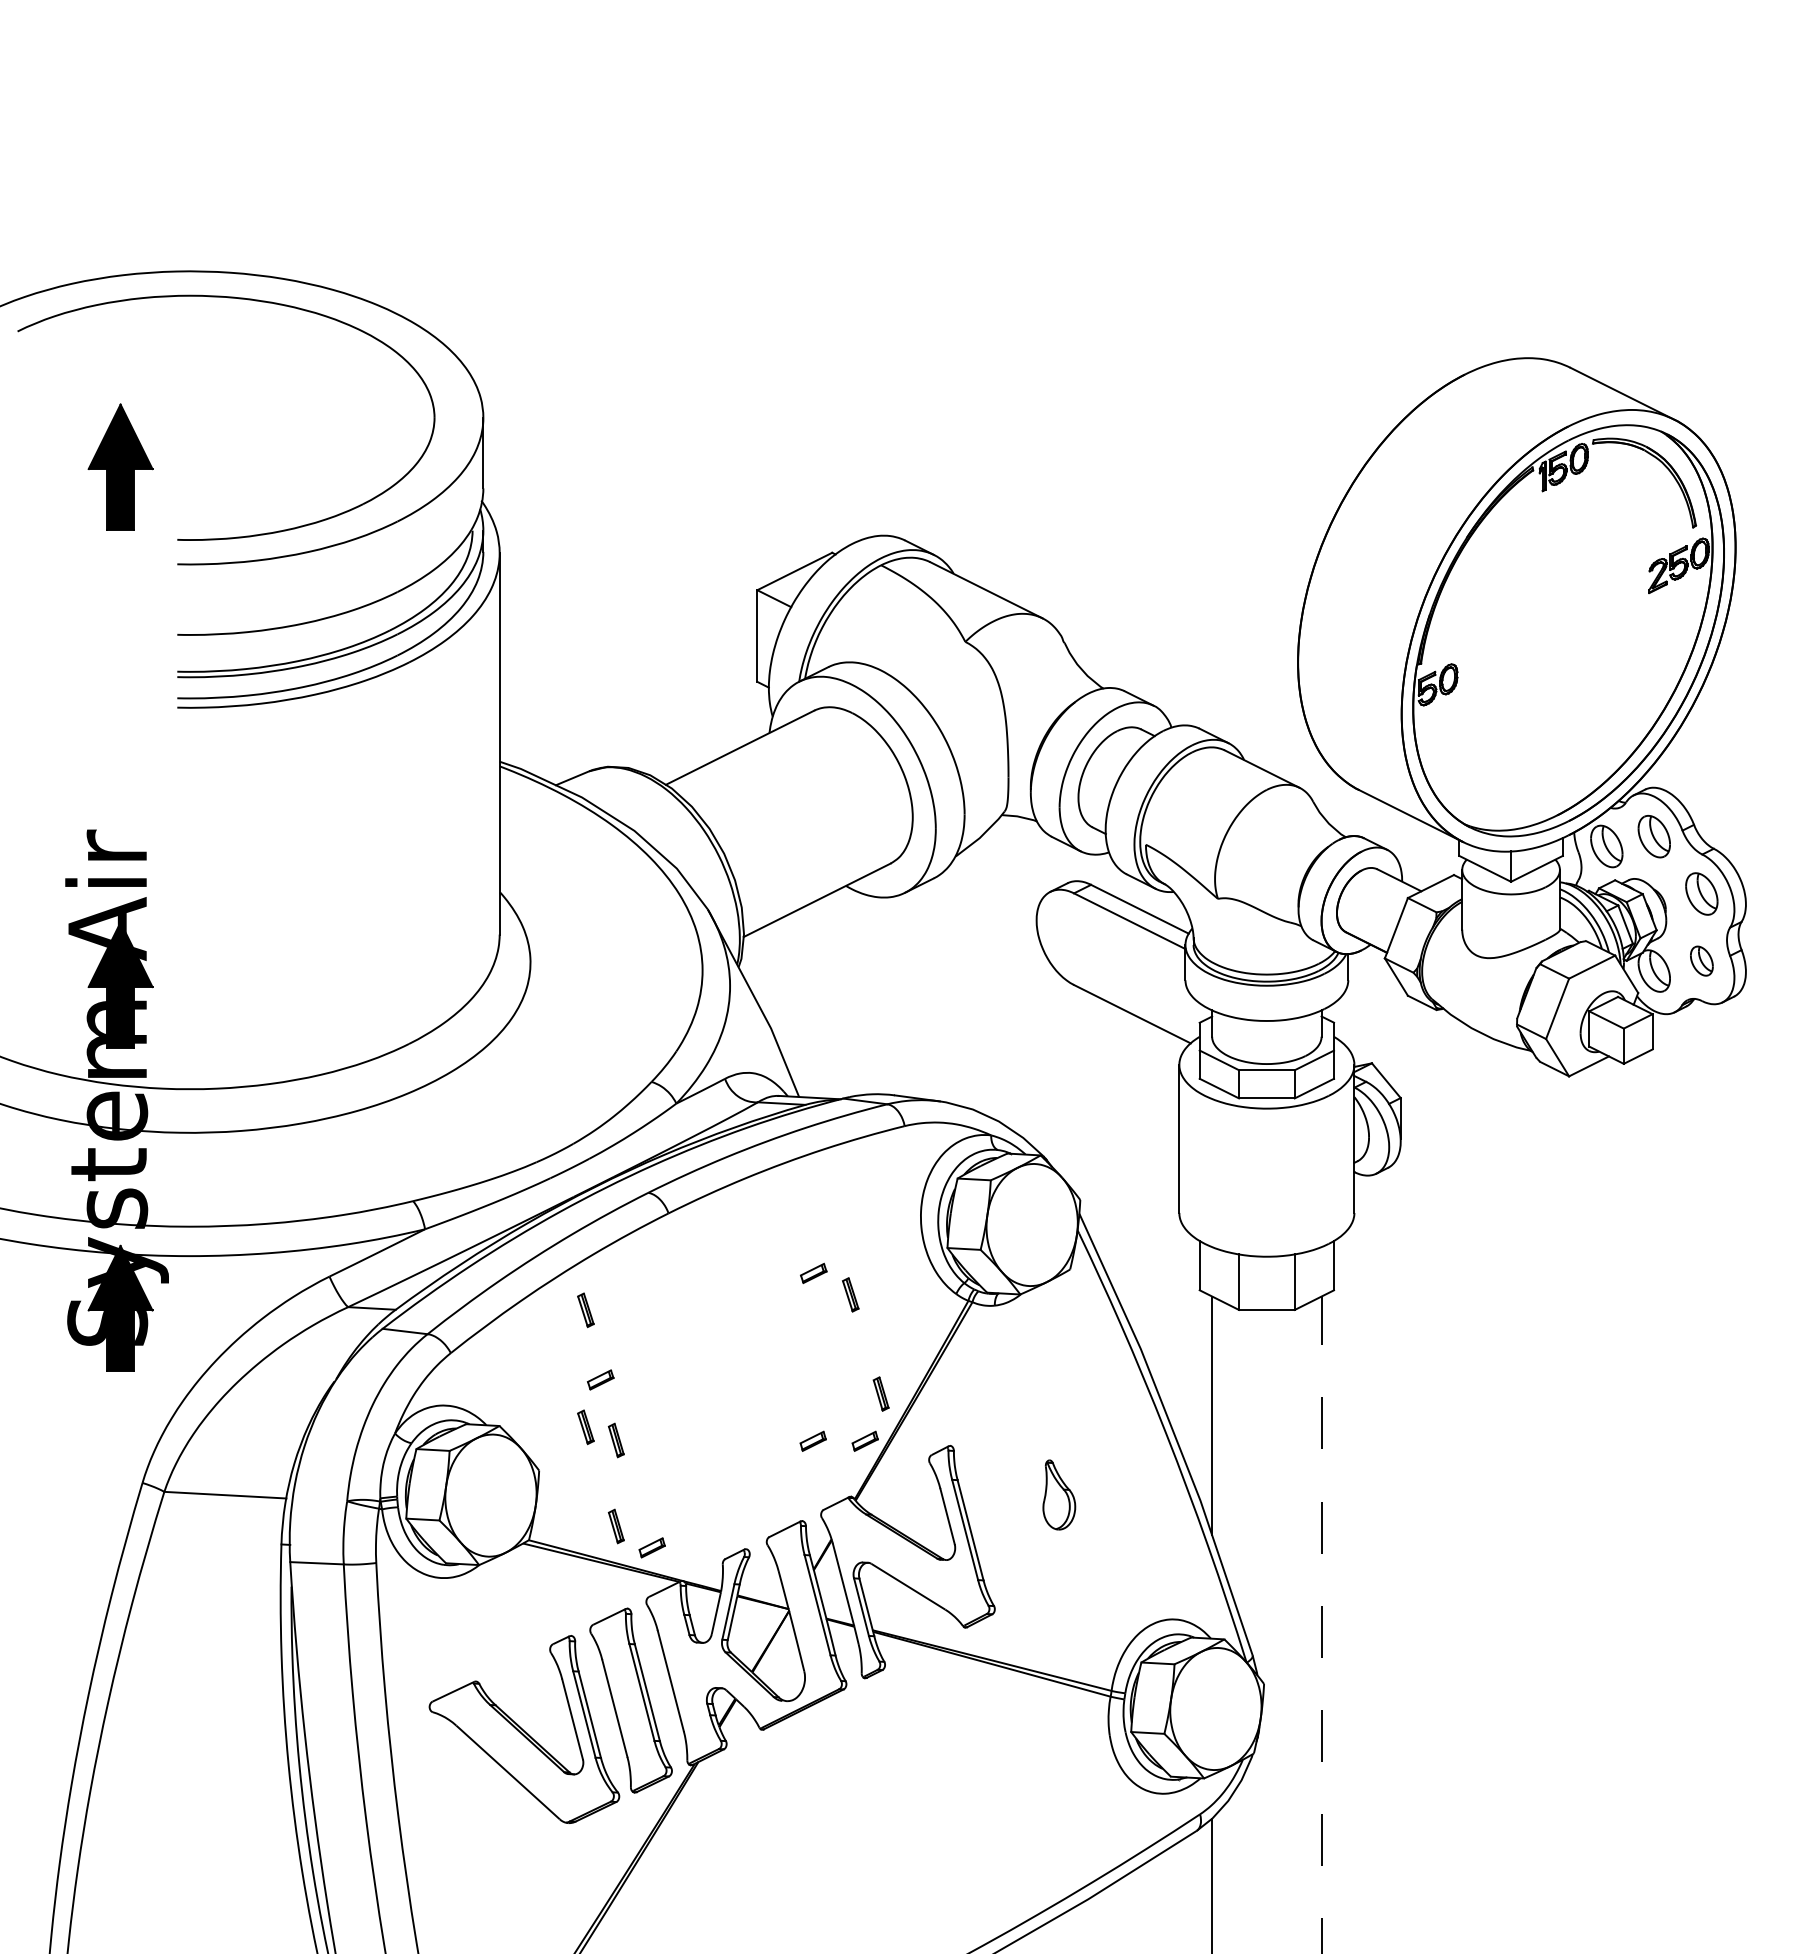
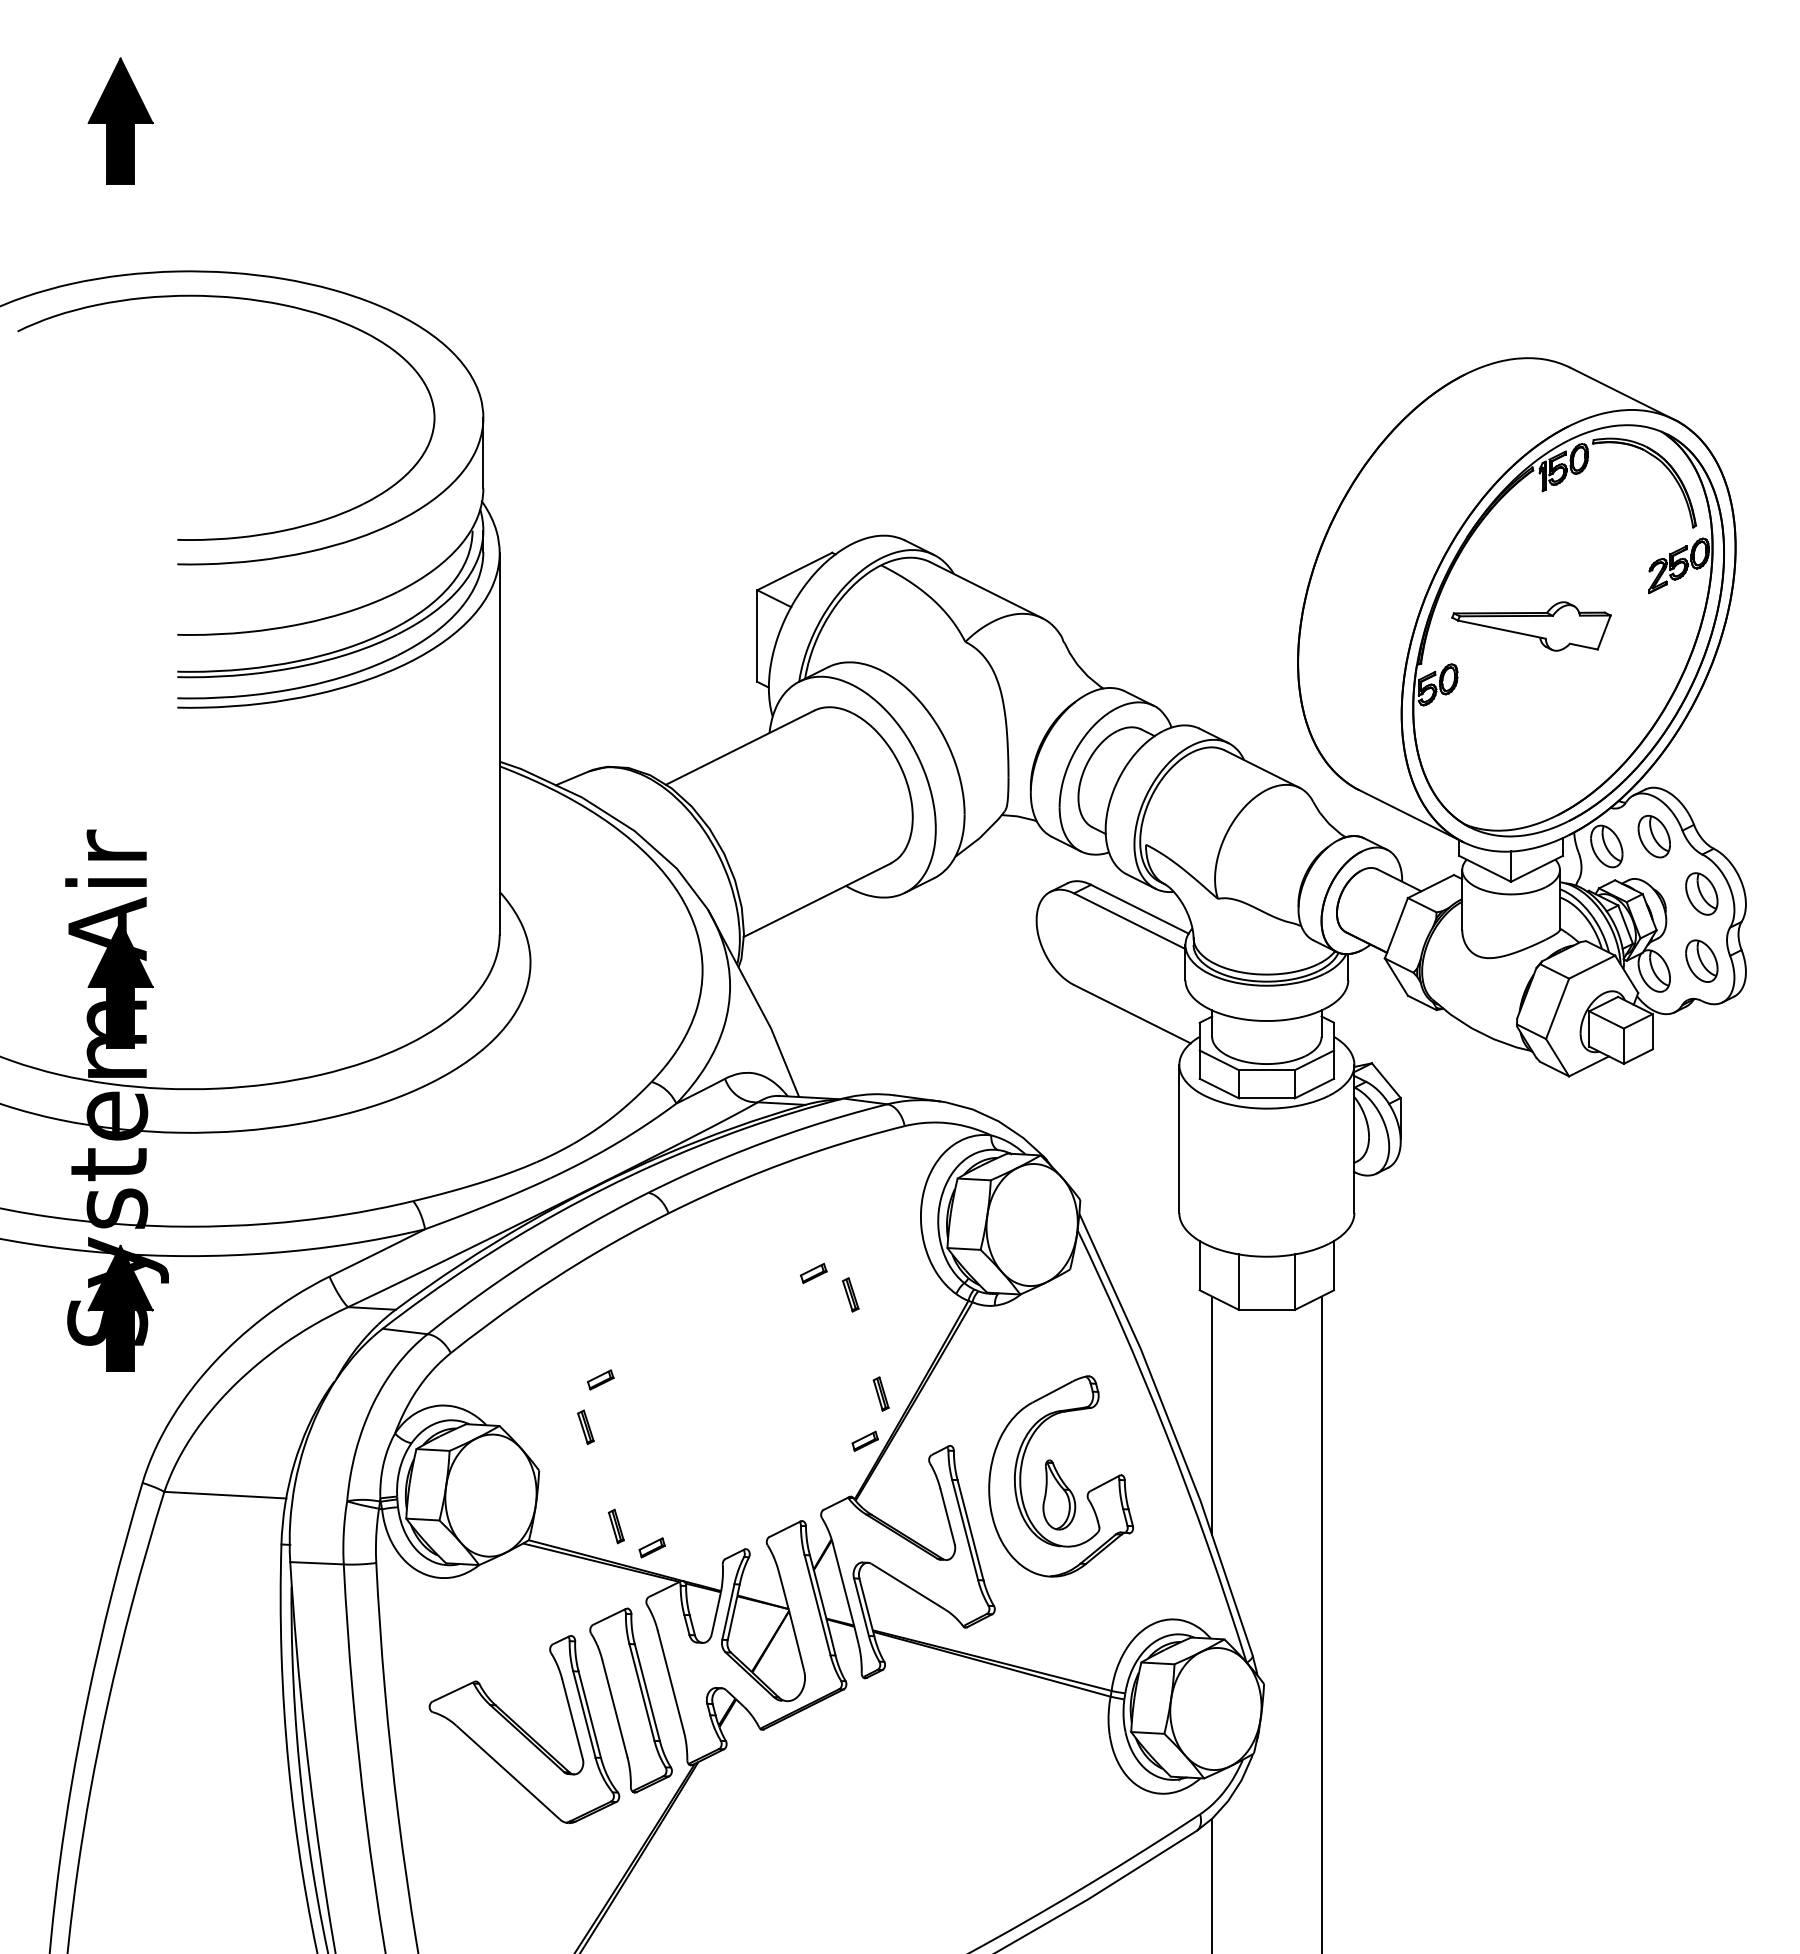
part position: (120, 466) -> (120, 120) (120, 120)
part: none -> present (1531, 626)
part size: 24x32 px -> 34x44 px (1701, 960)
part: present -> none (585, 1310)
part: present -> none (615, 1440)
part: present -> none (812, 1440)
part: none -> present (1087, 1492)
line: dashed -> solid (1321, 1624)
